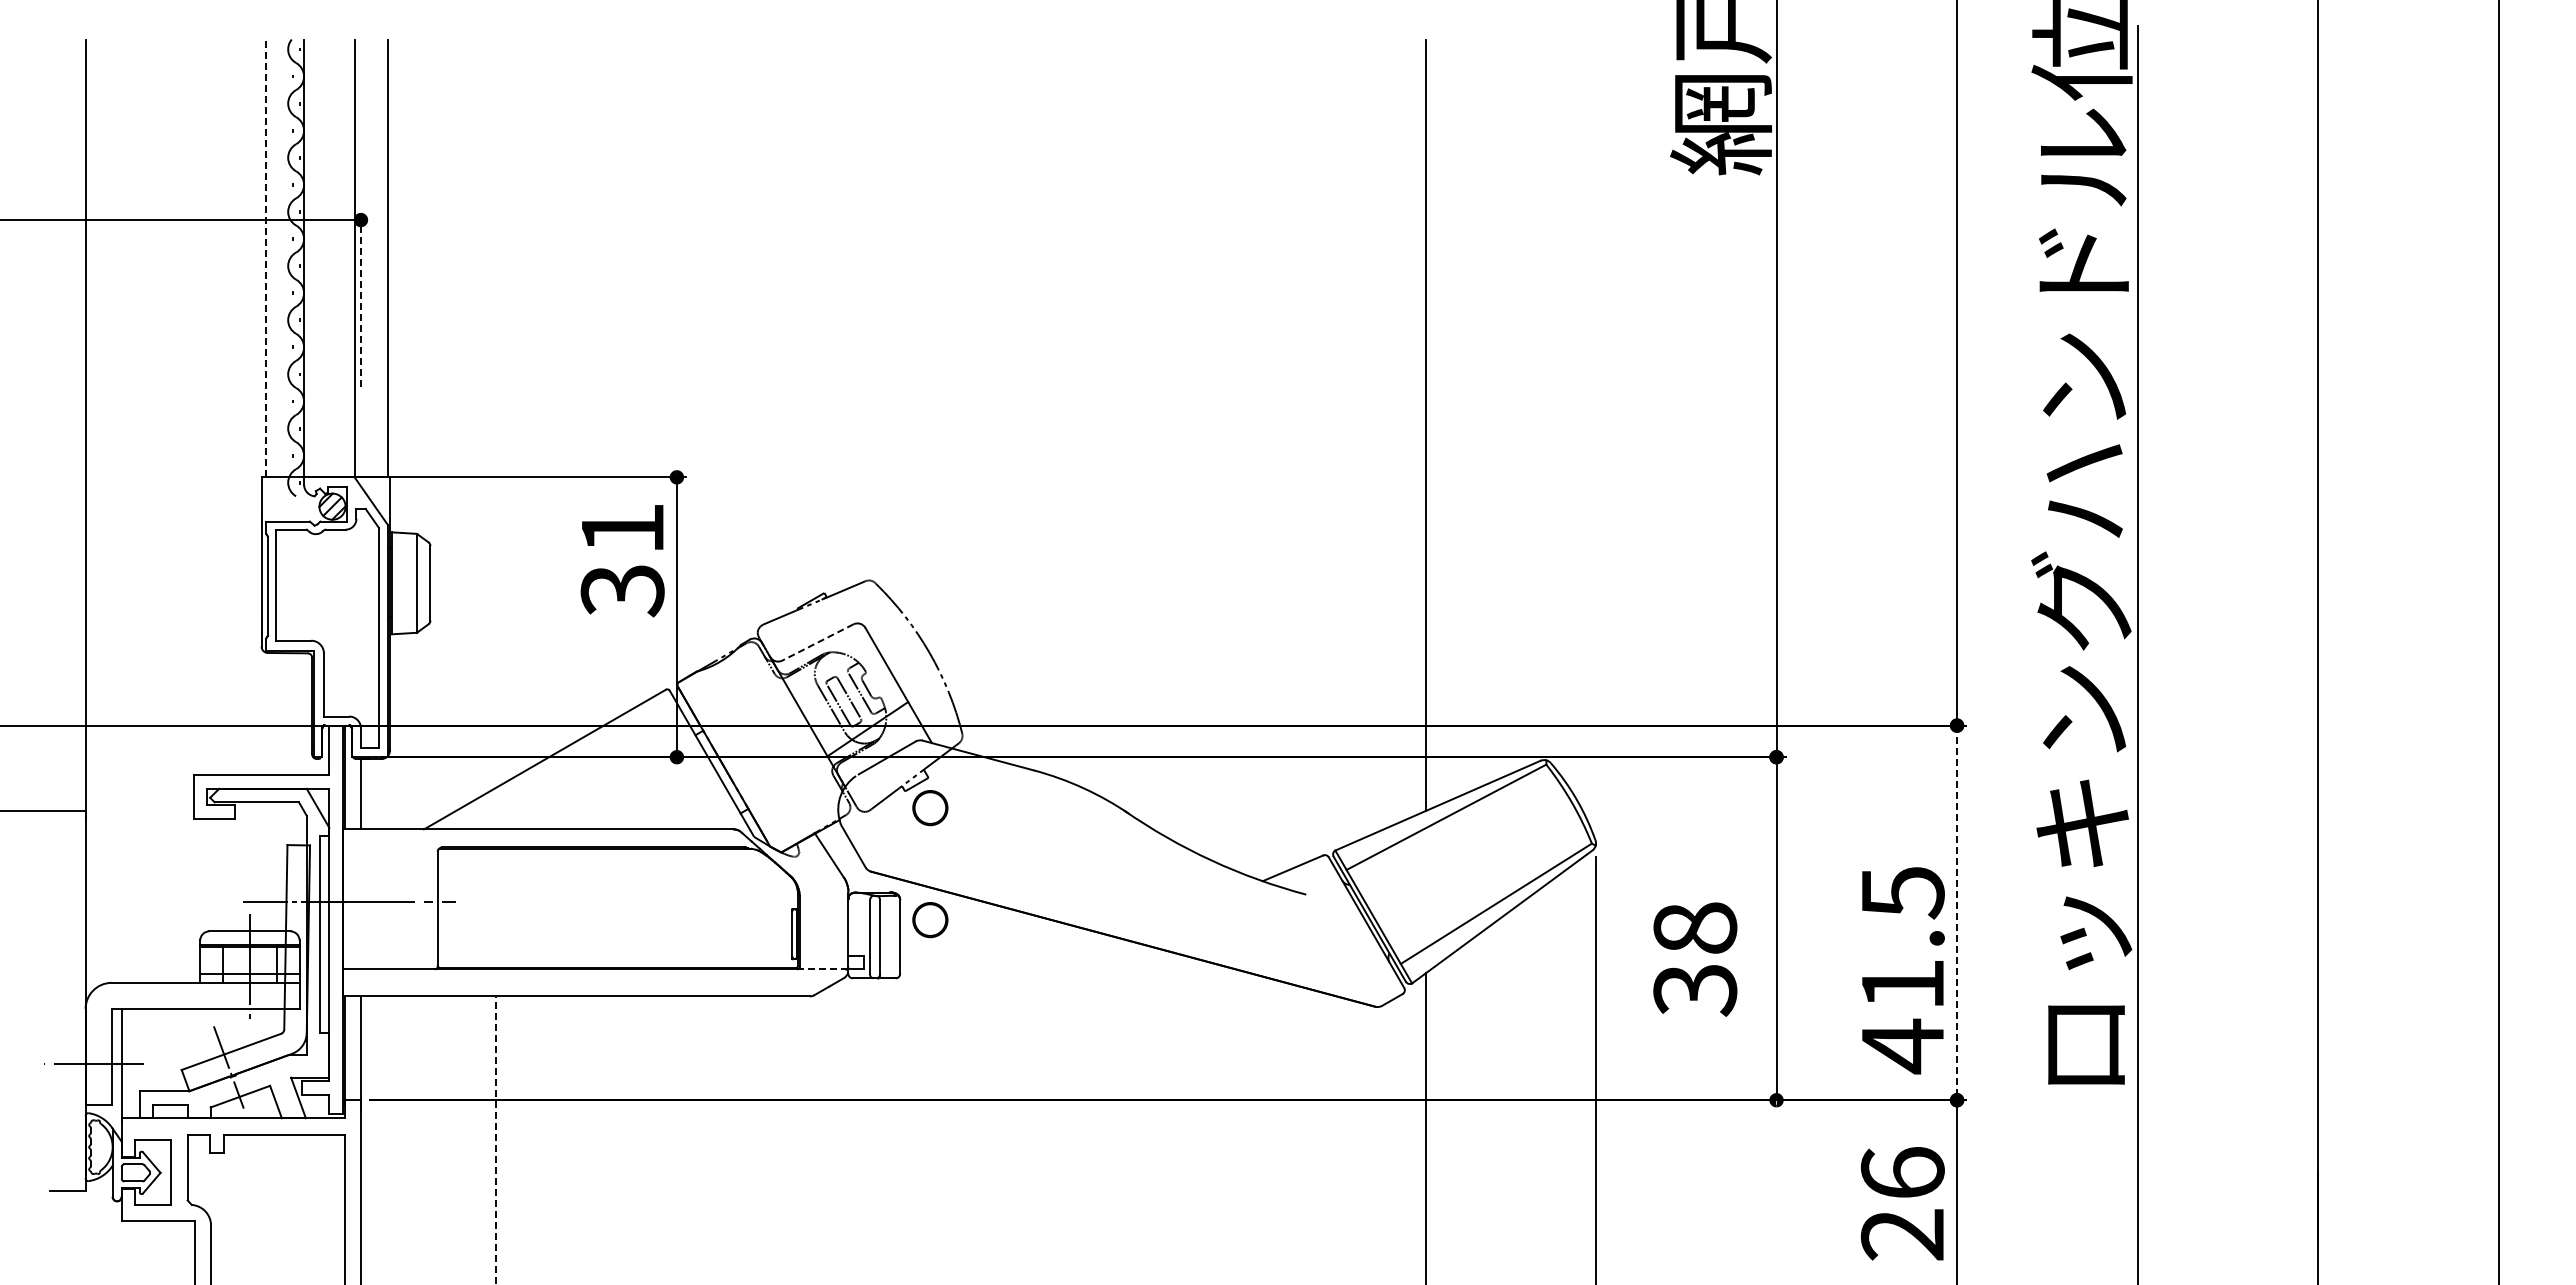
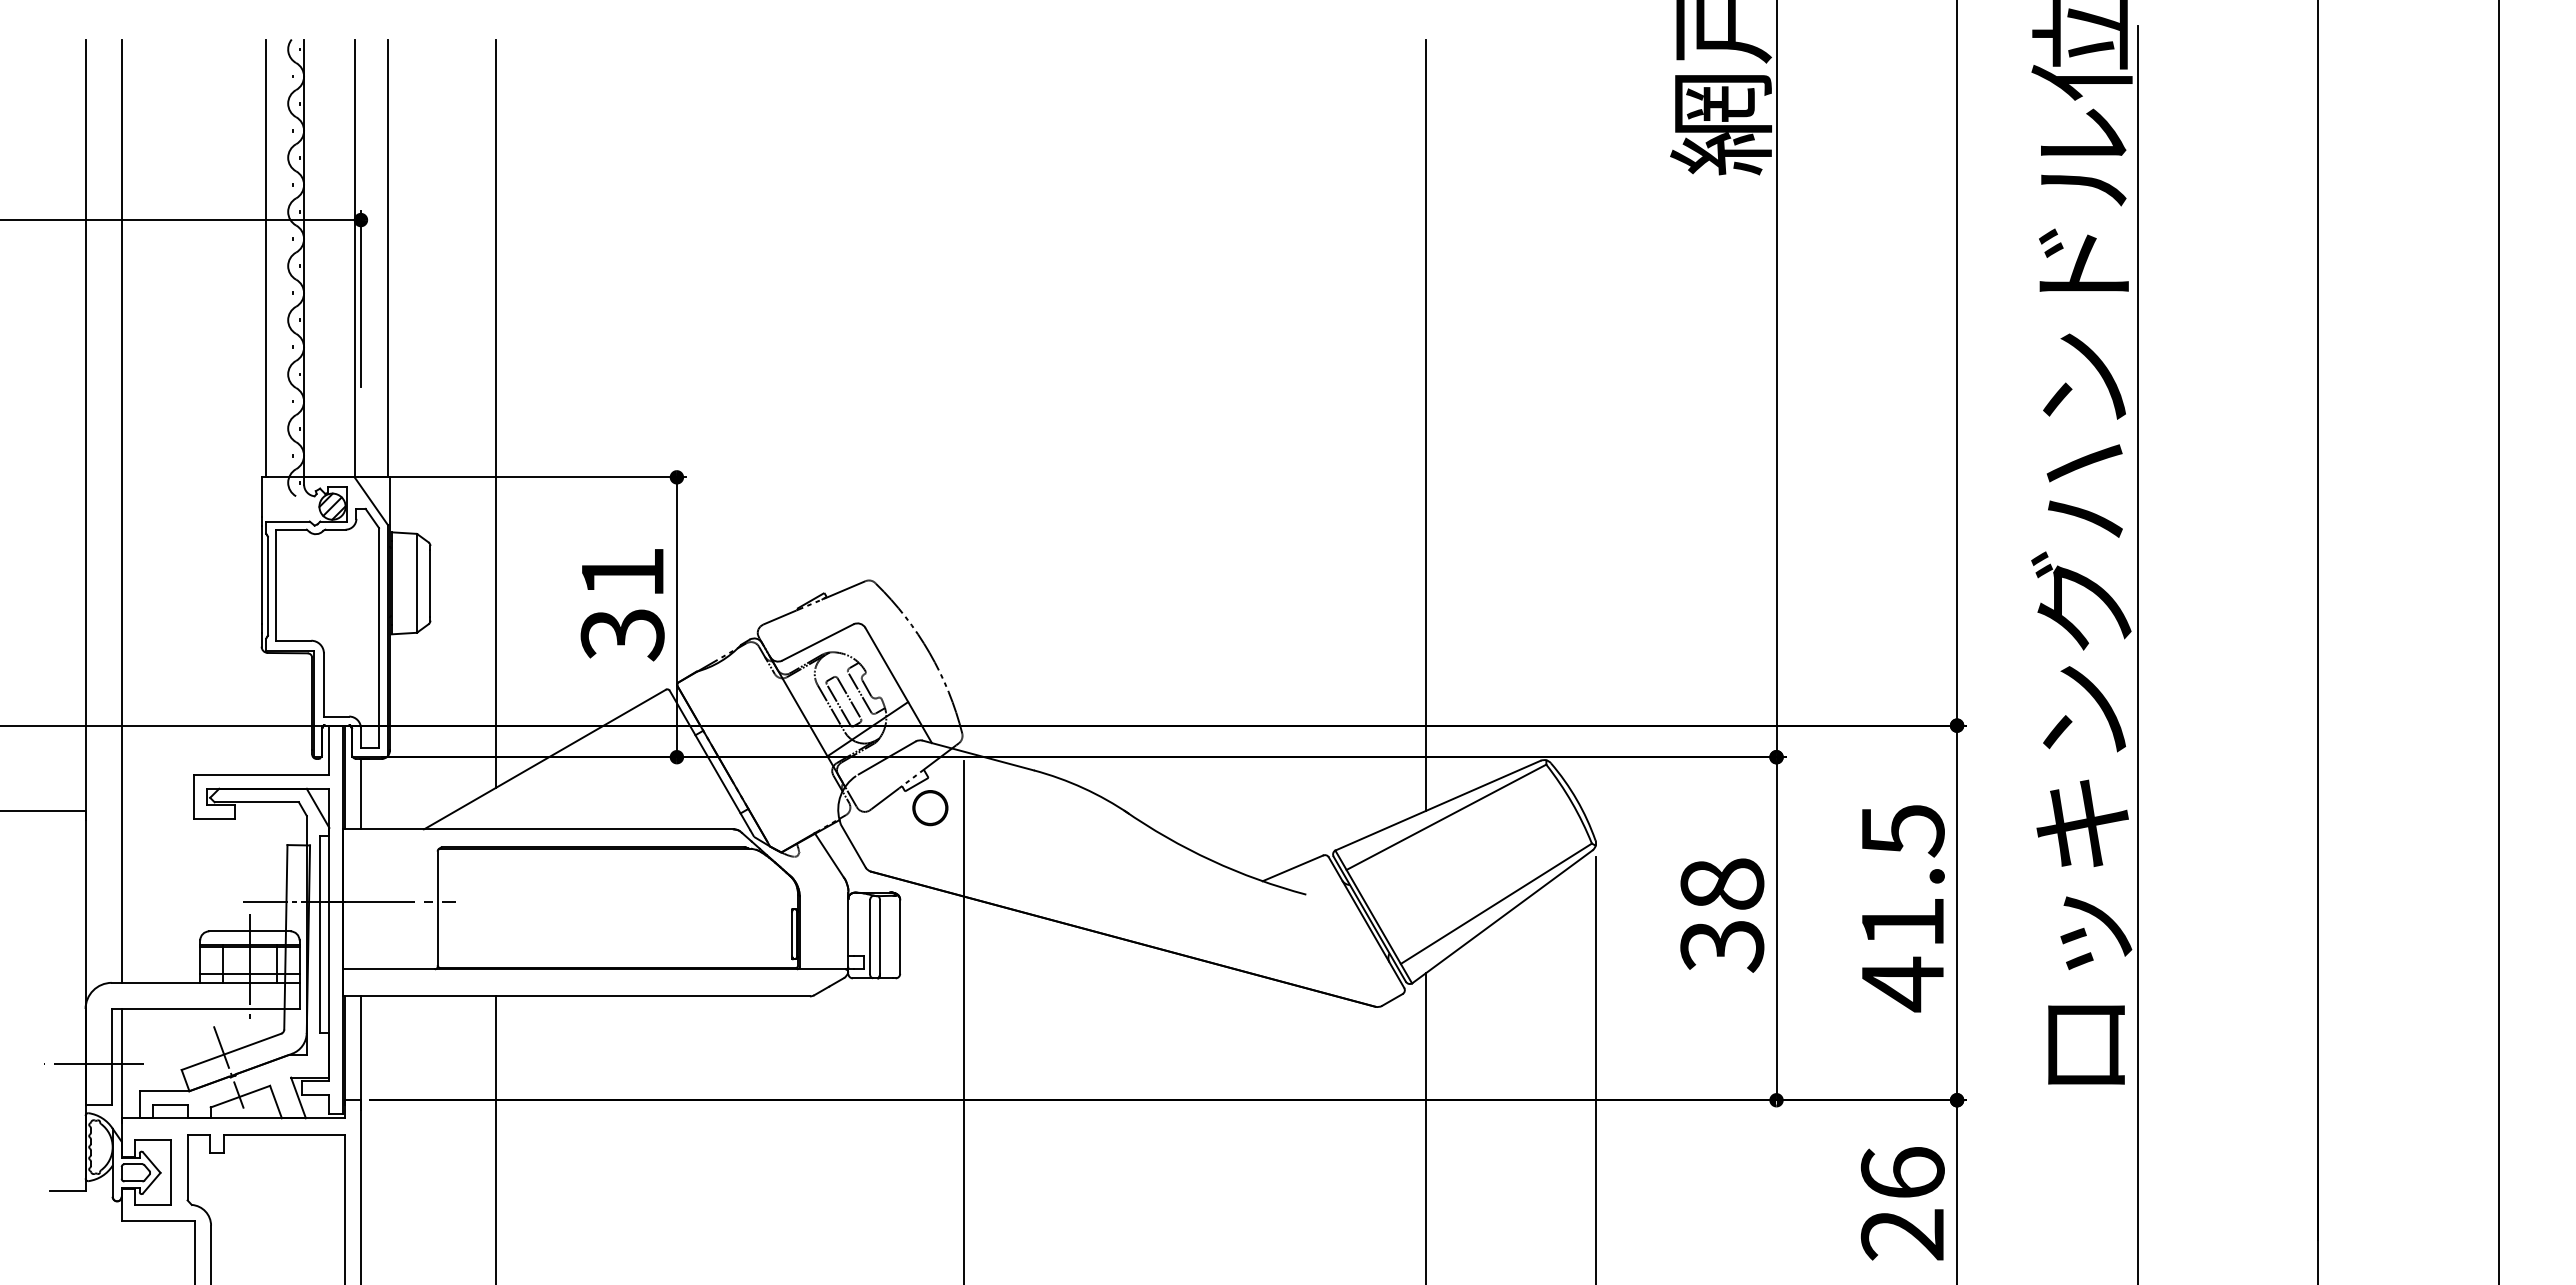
line: dashed -> solid (266, 258)
line: dashed -> solid (360, 298)
line: none -> present (496, 413)
line: none -> present (121, 510)
text position: (622, 561) -> (622, 605) (622, 605)
line: dashed -> solid (817, 642)
line: dashed -> solid (1957, 913)
part: present -> none (930, 920)
text position: (1695, 959) -> (1722, 915) (1722, 915)
line: dashed -> solid (821, 969)
text position: (1903, 970) -> (1903, 908) (1903, 908)
line: none -> present (963, 1020)
line: dashed -> solid (496, 1140)
